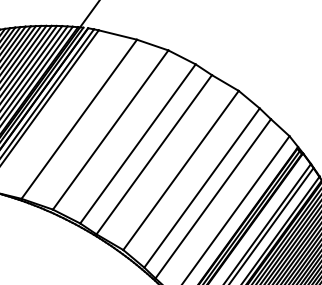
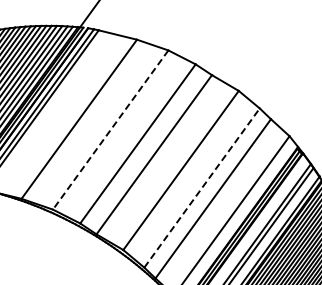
line: solid -> dashed (110, 130)
line: solid -> dashed (202, 187)
